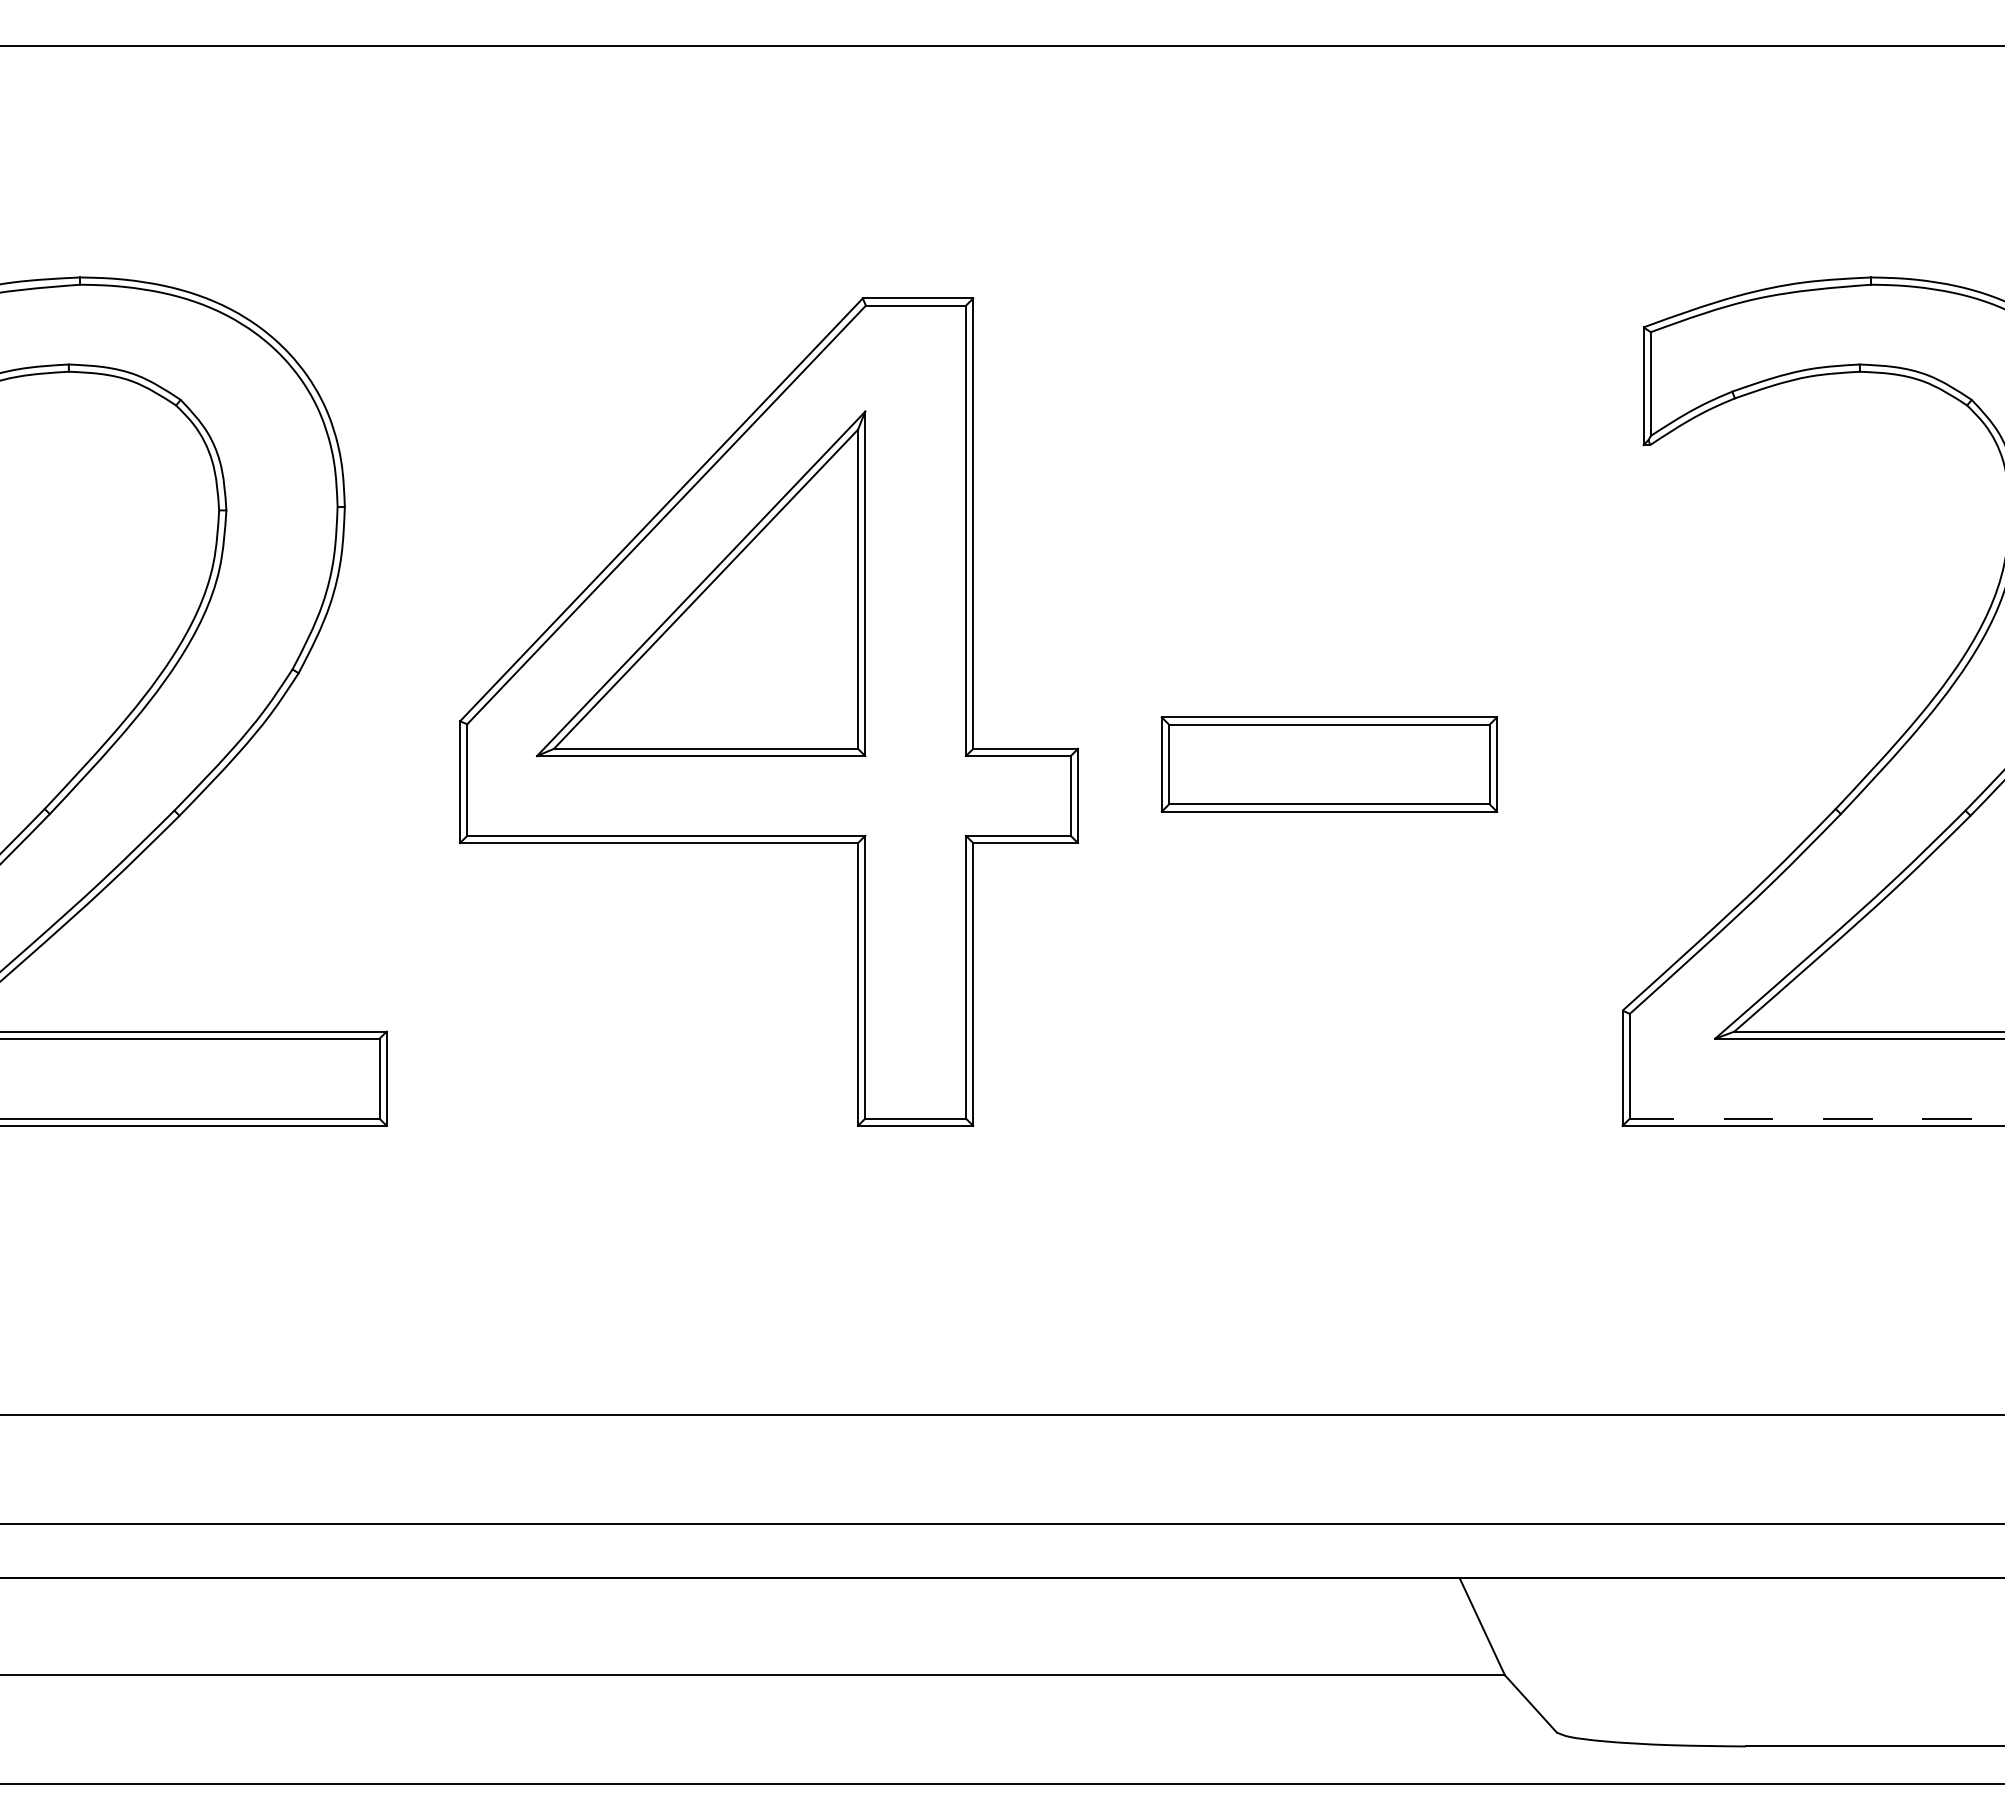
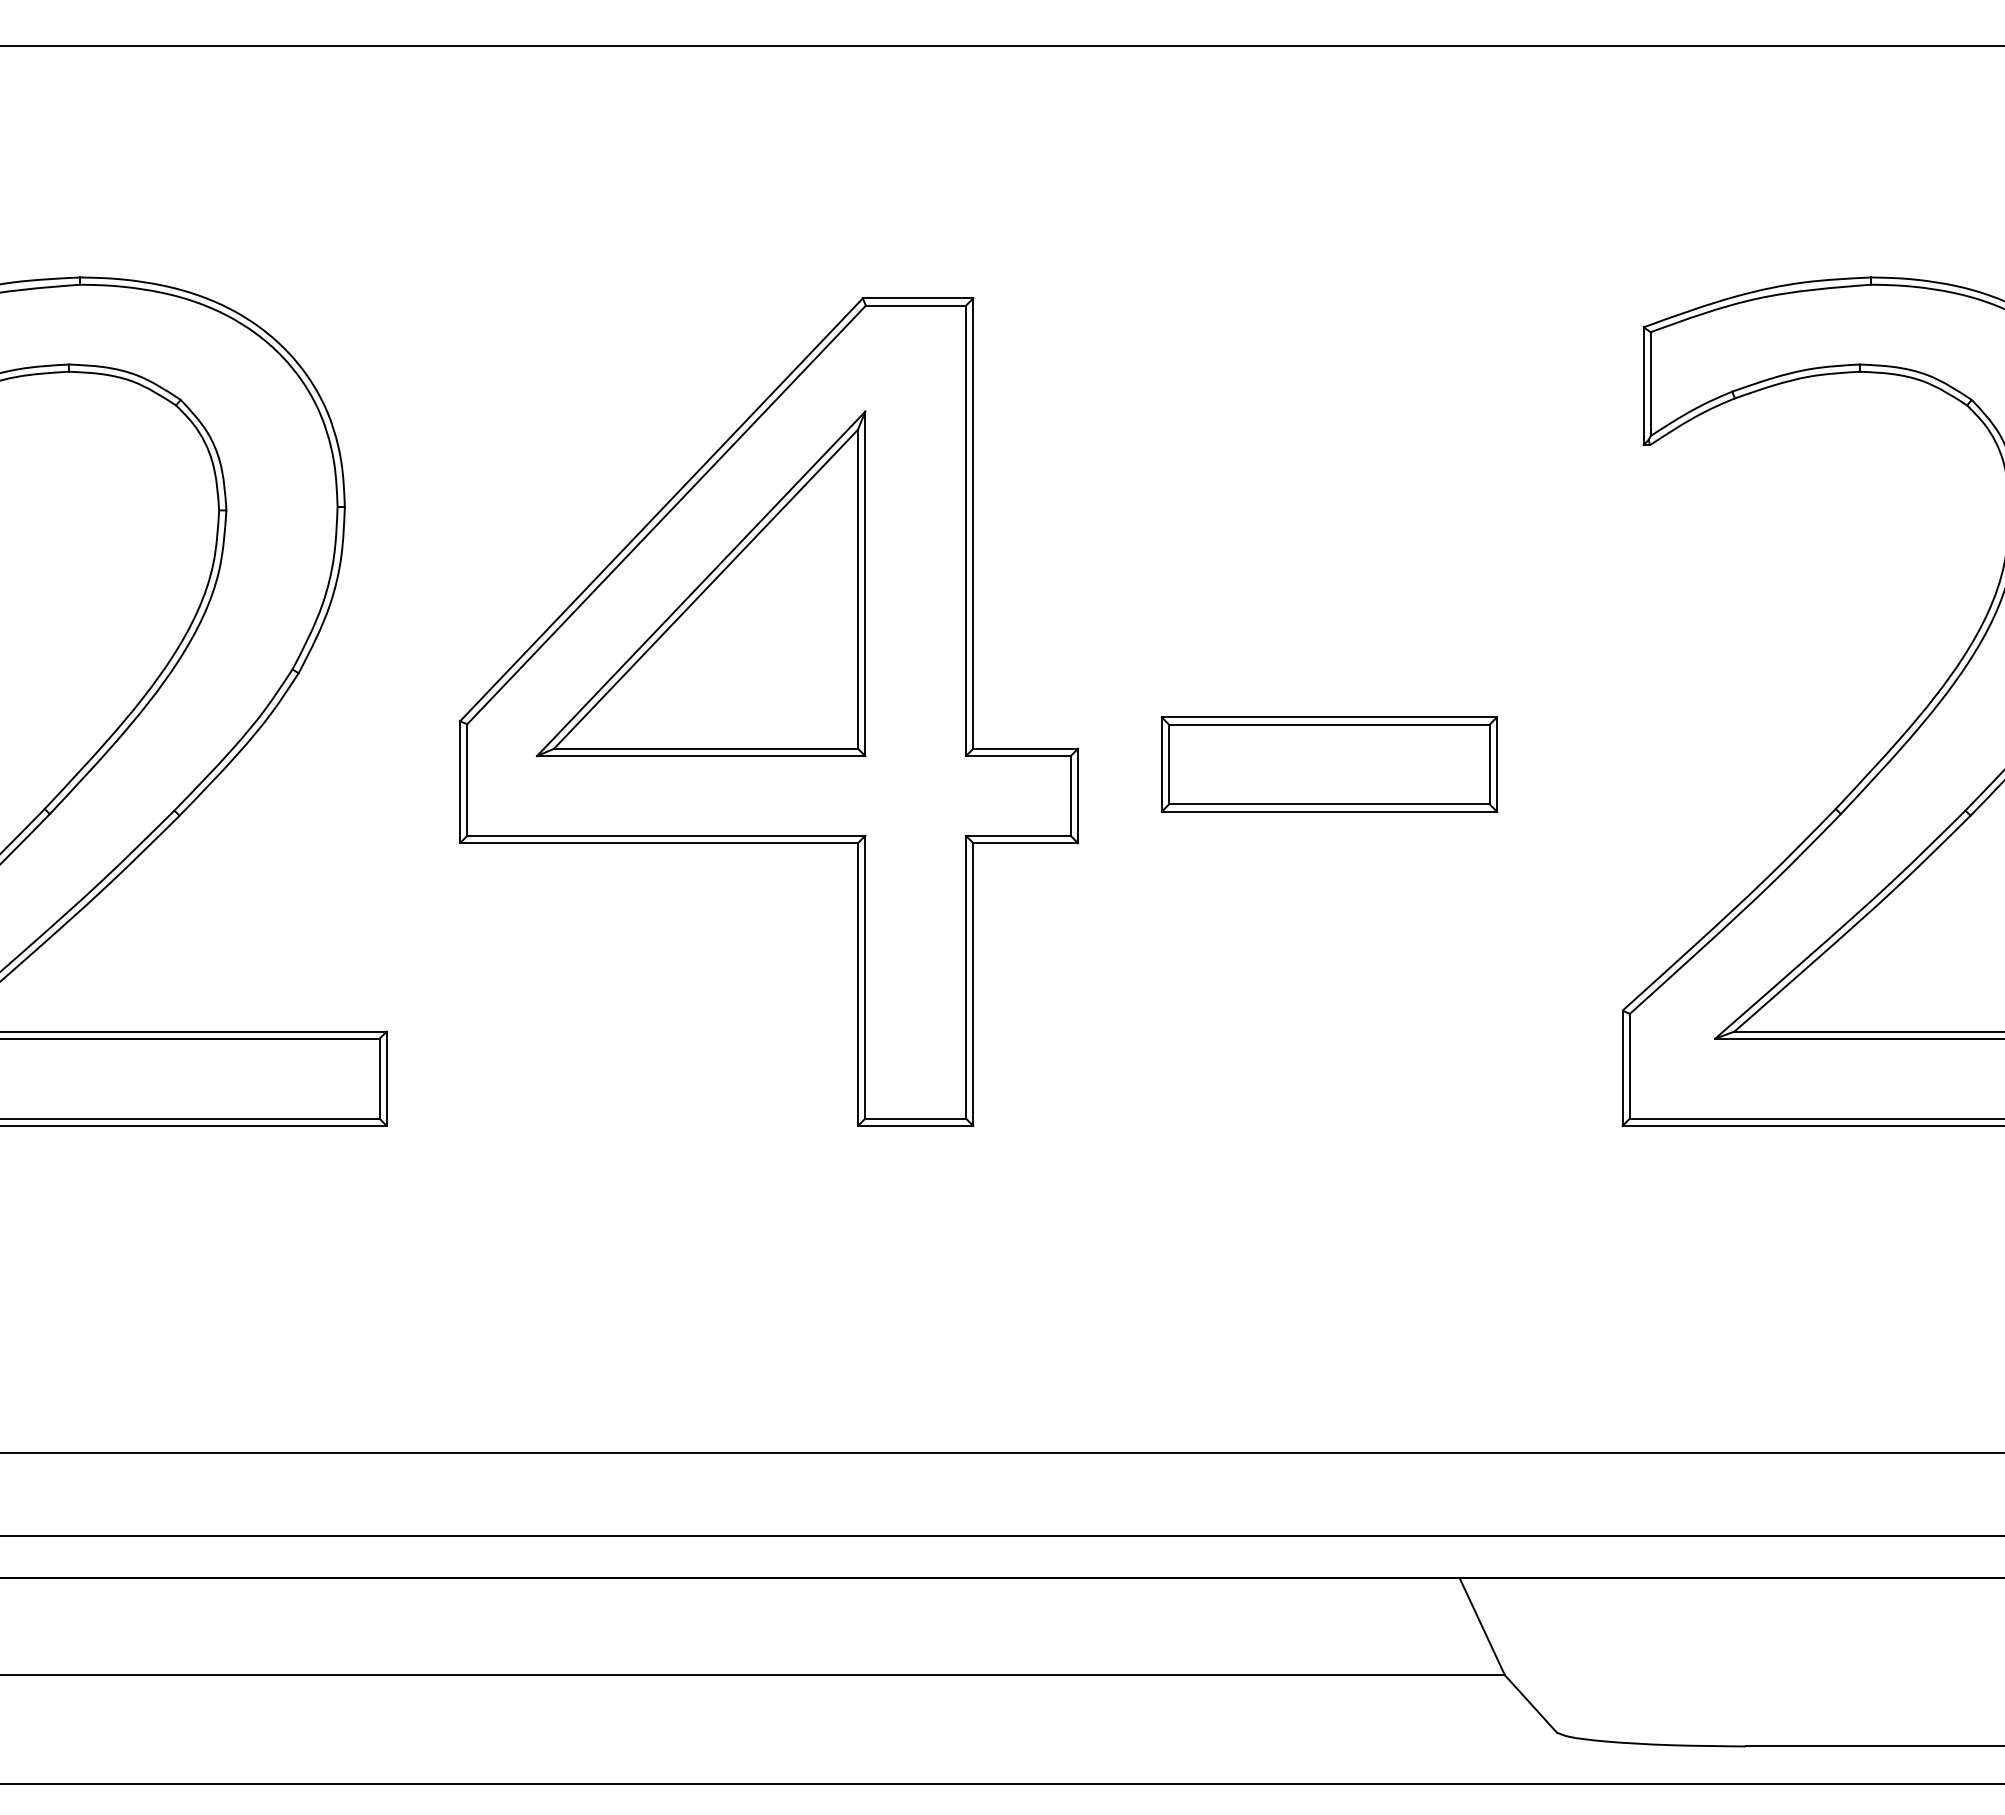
line: dashed -> solid (1816, 1118)
line position: (1001, 1415) -> (1001, 1453) (1001, 1453)
line position: (1001, 1524) -> (1001, 1536) (1001, 1536)
